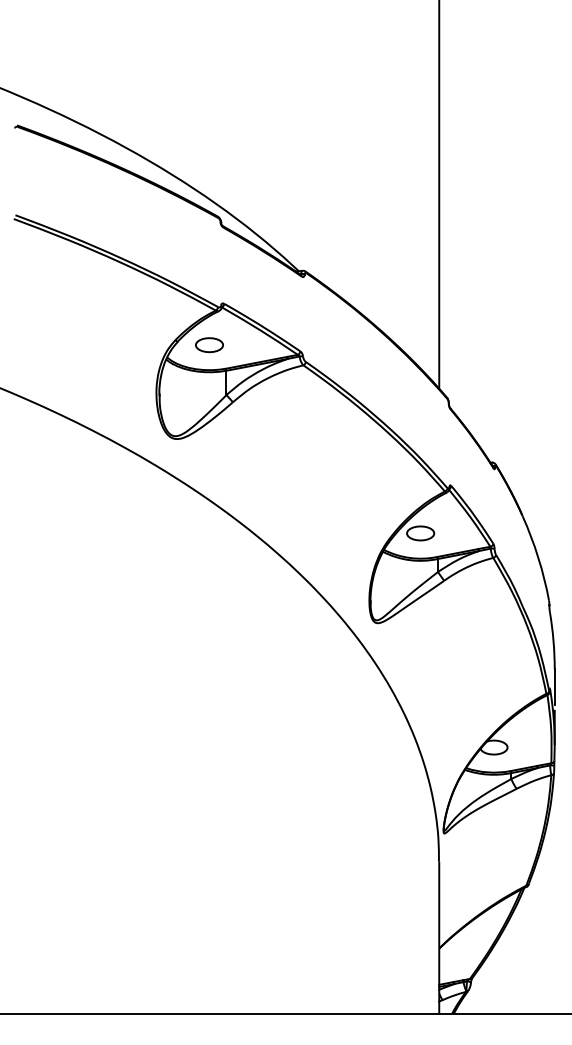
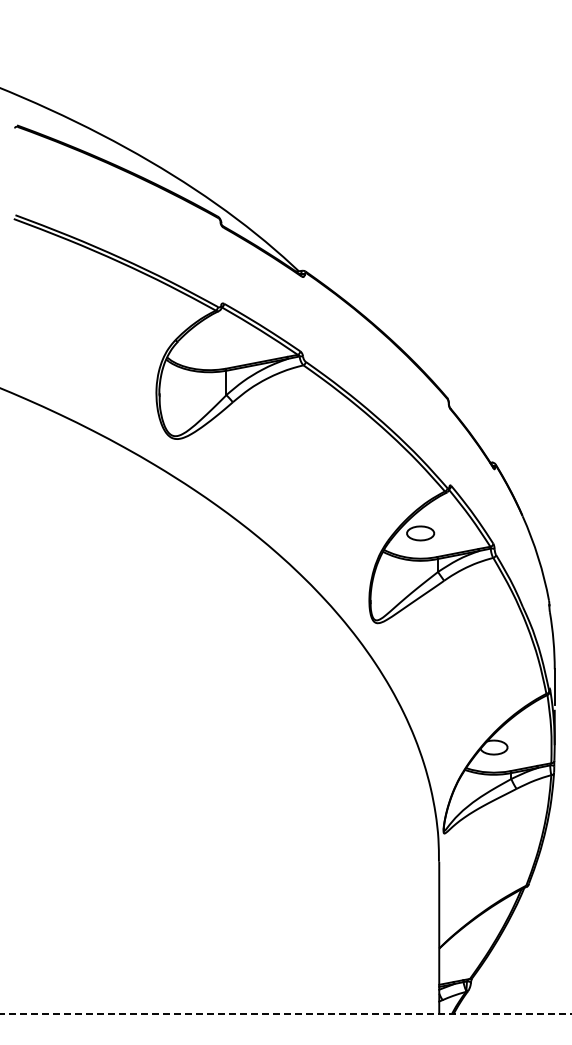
line: present -> none (439, 195)
part: present -> none (209, 345)
line: solid -> dashed (285, 1013)
